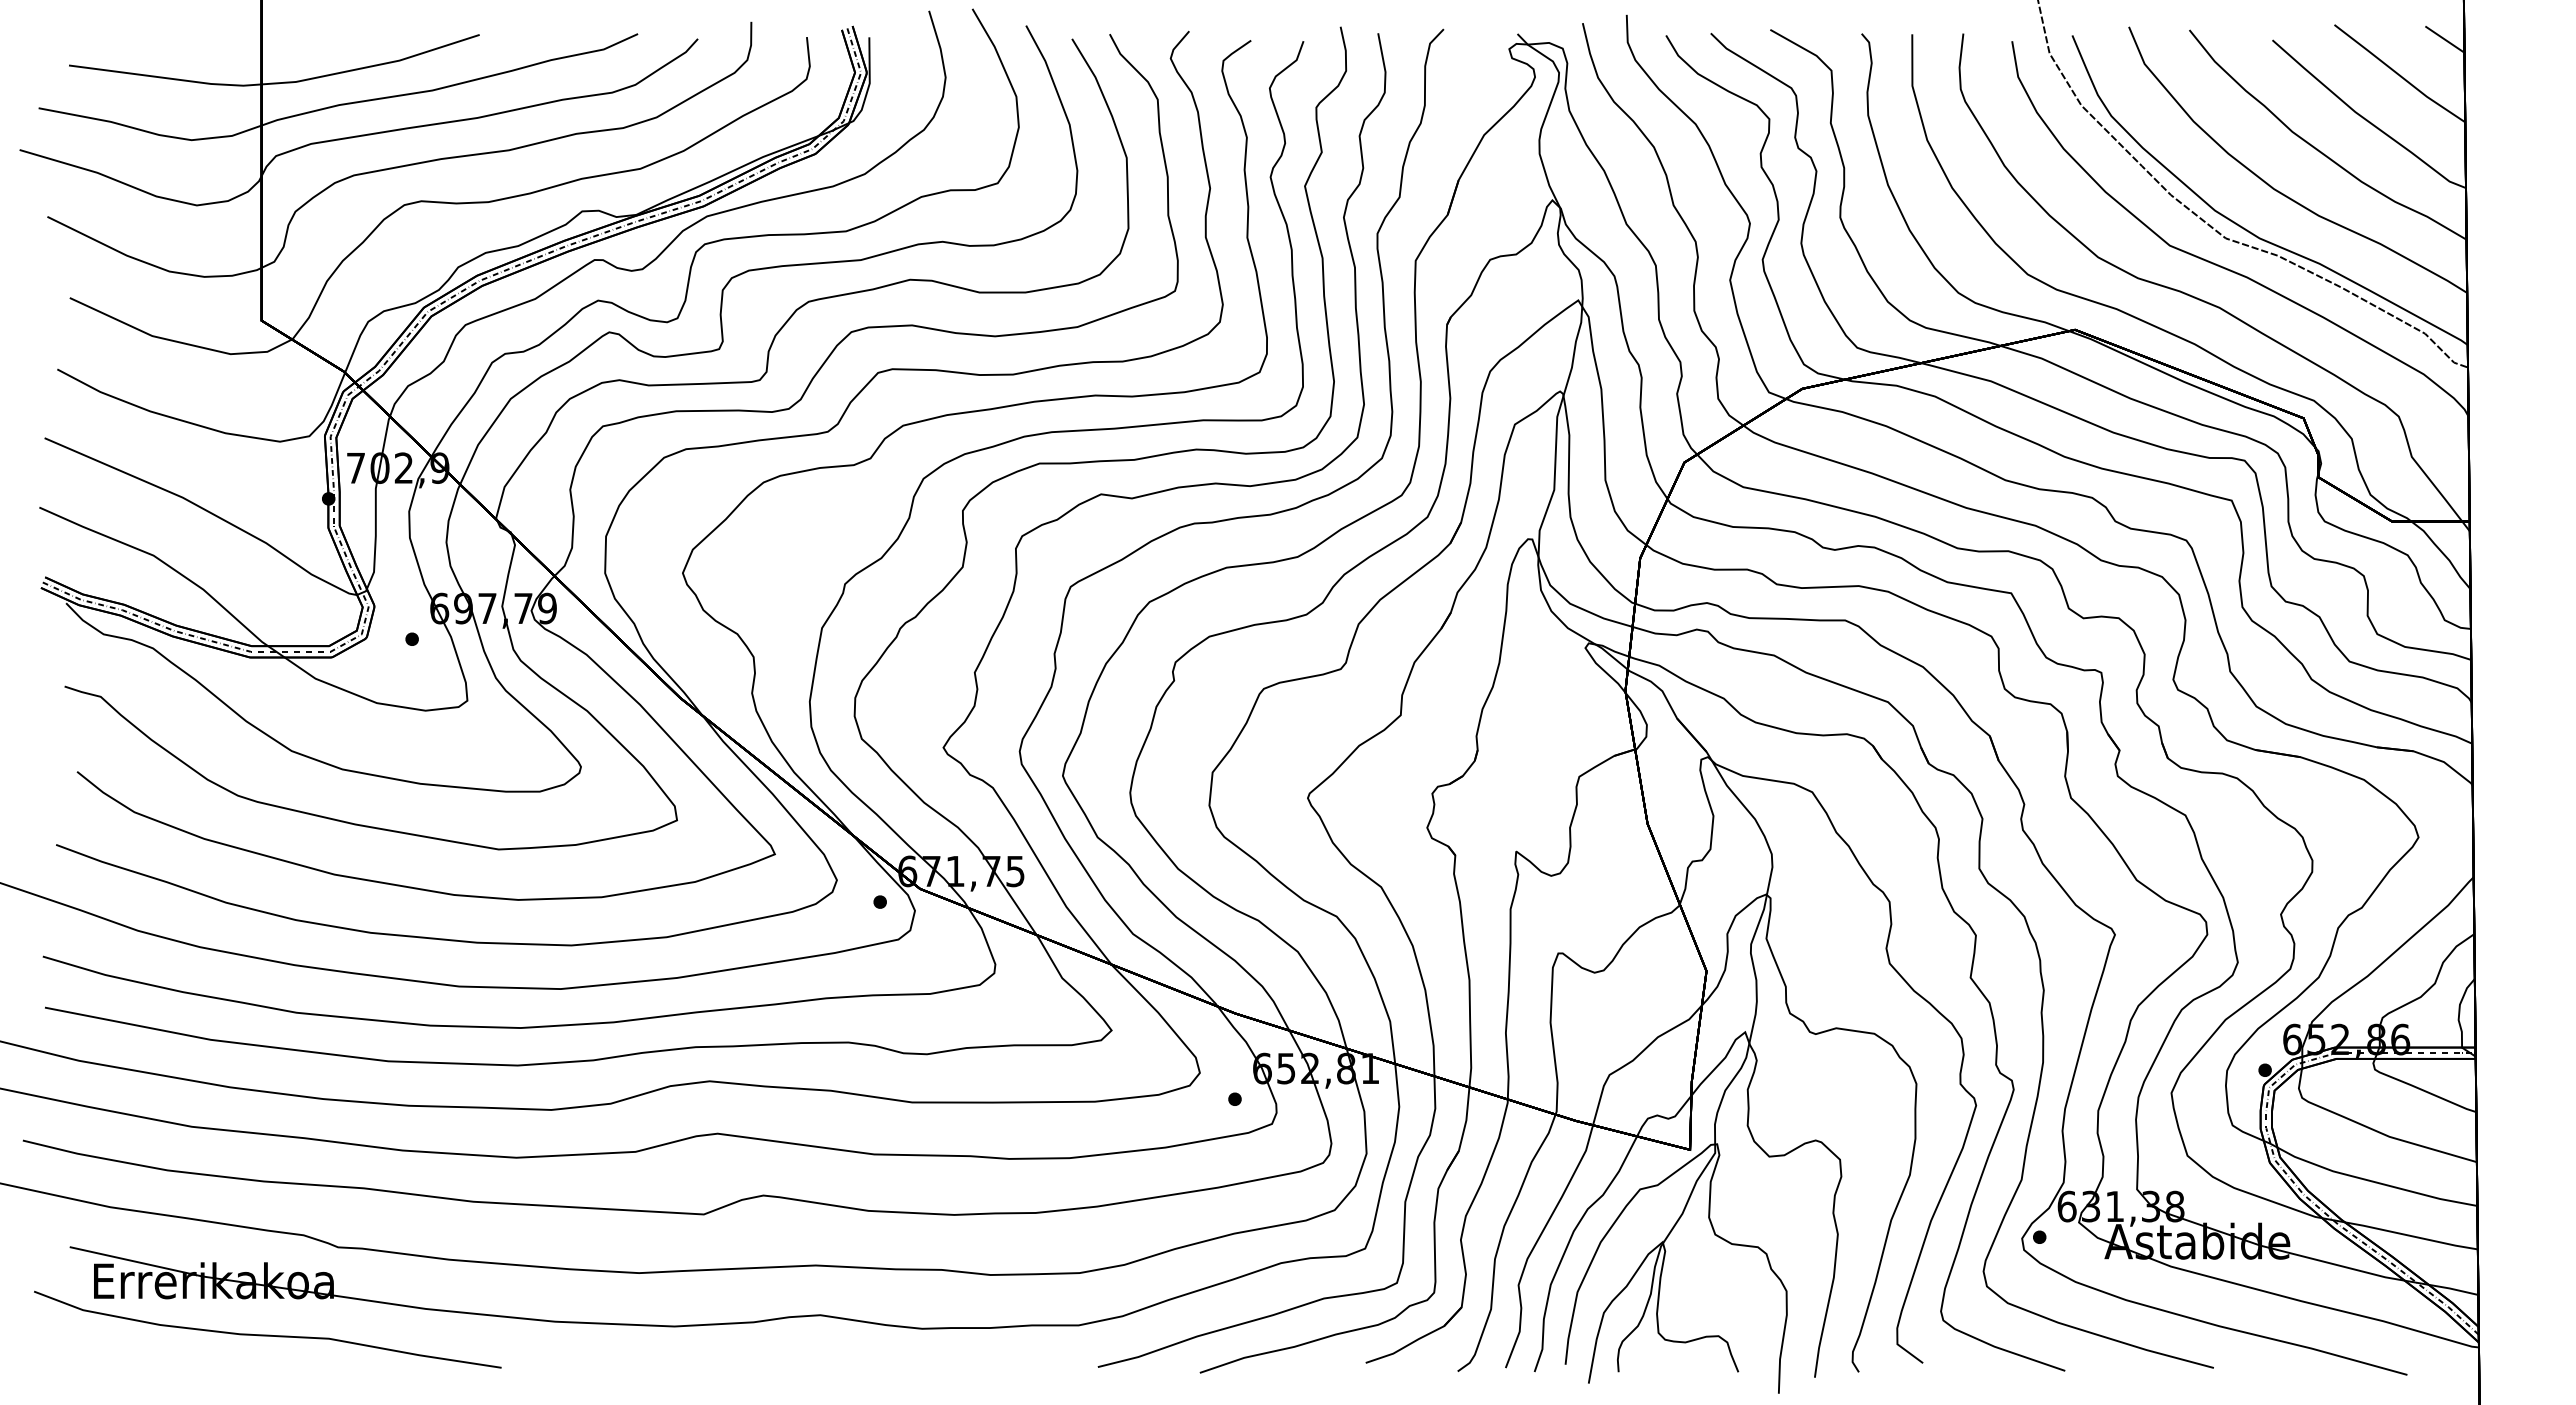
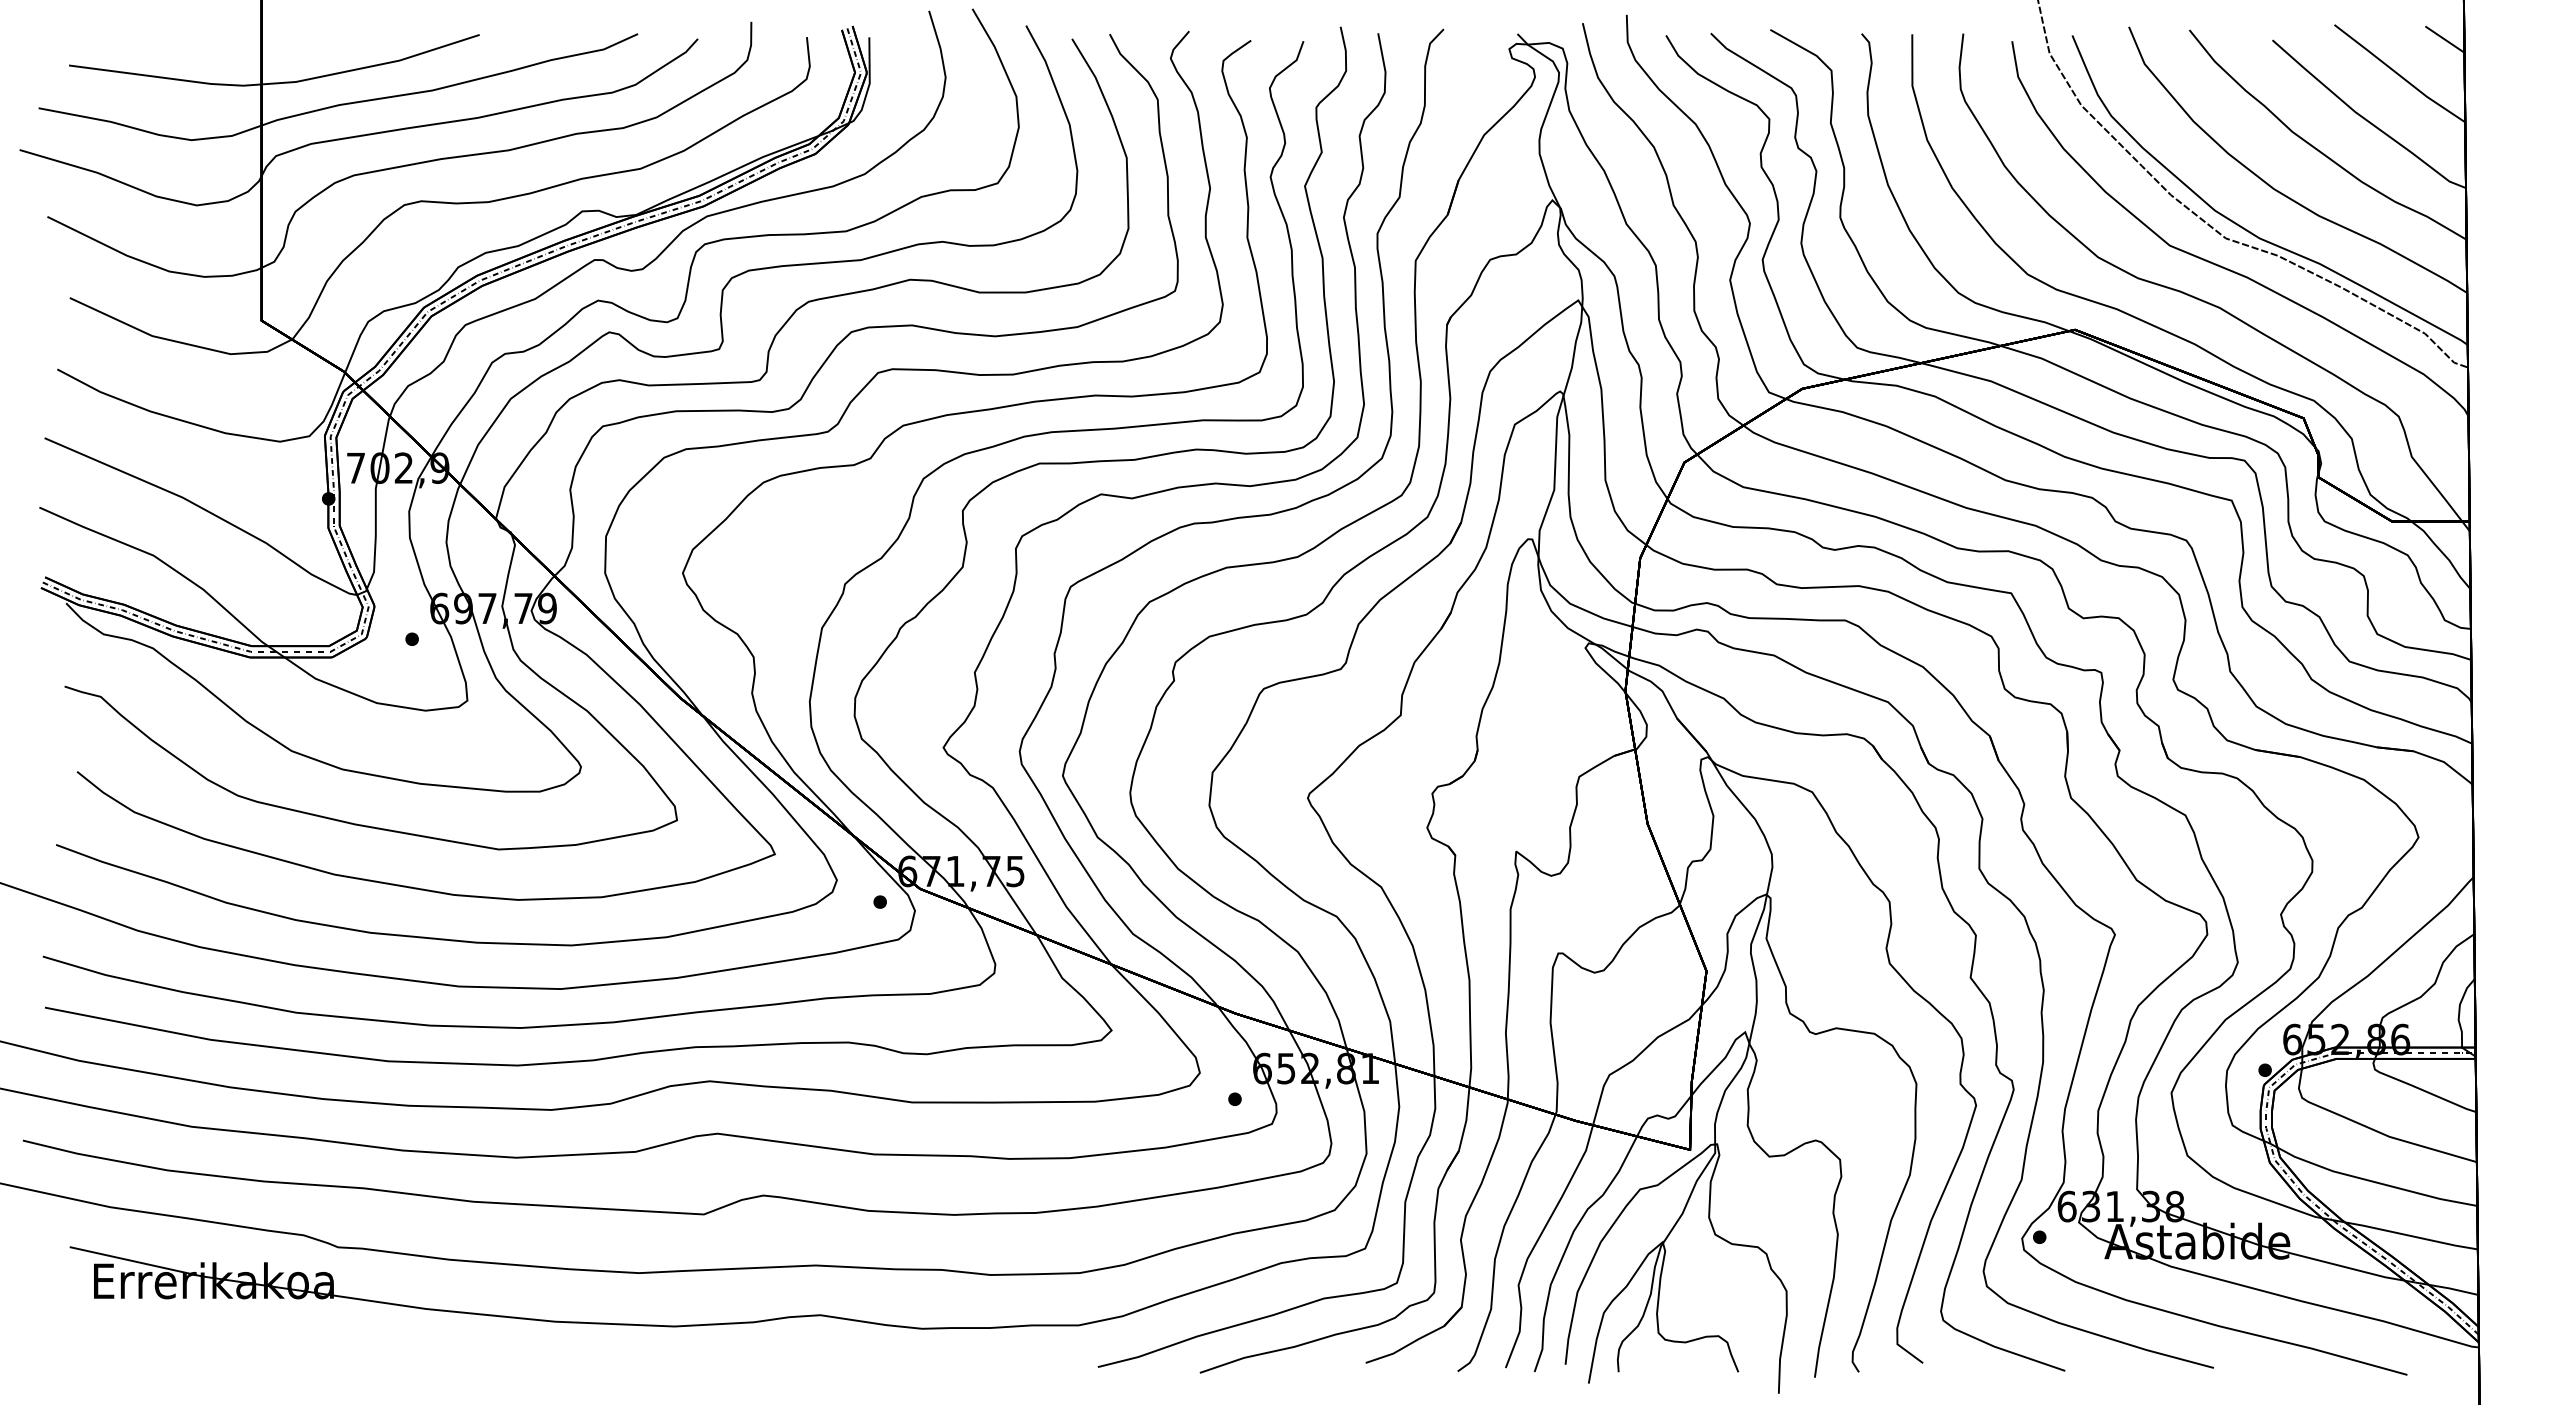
curve: present -> none (267, 1334)
